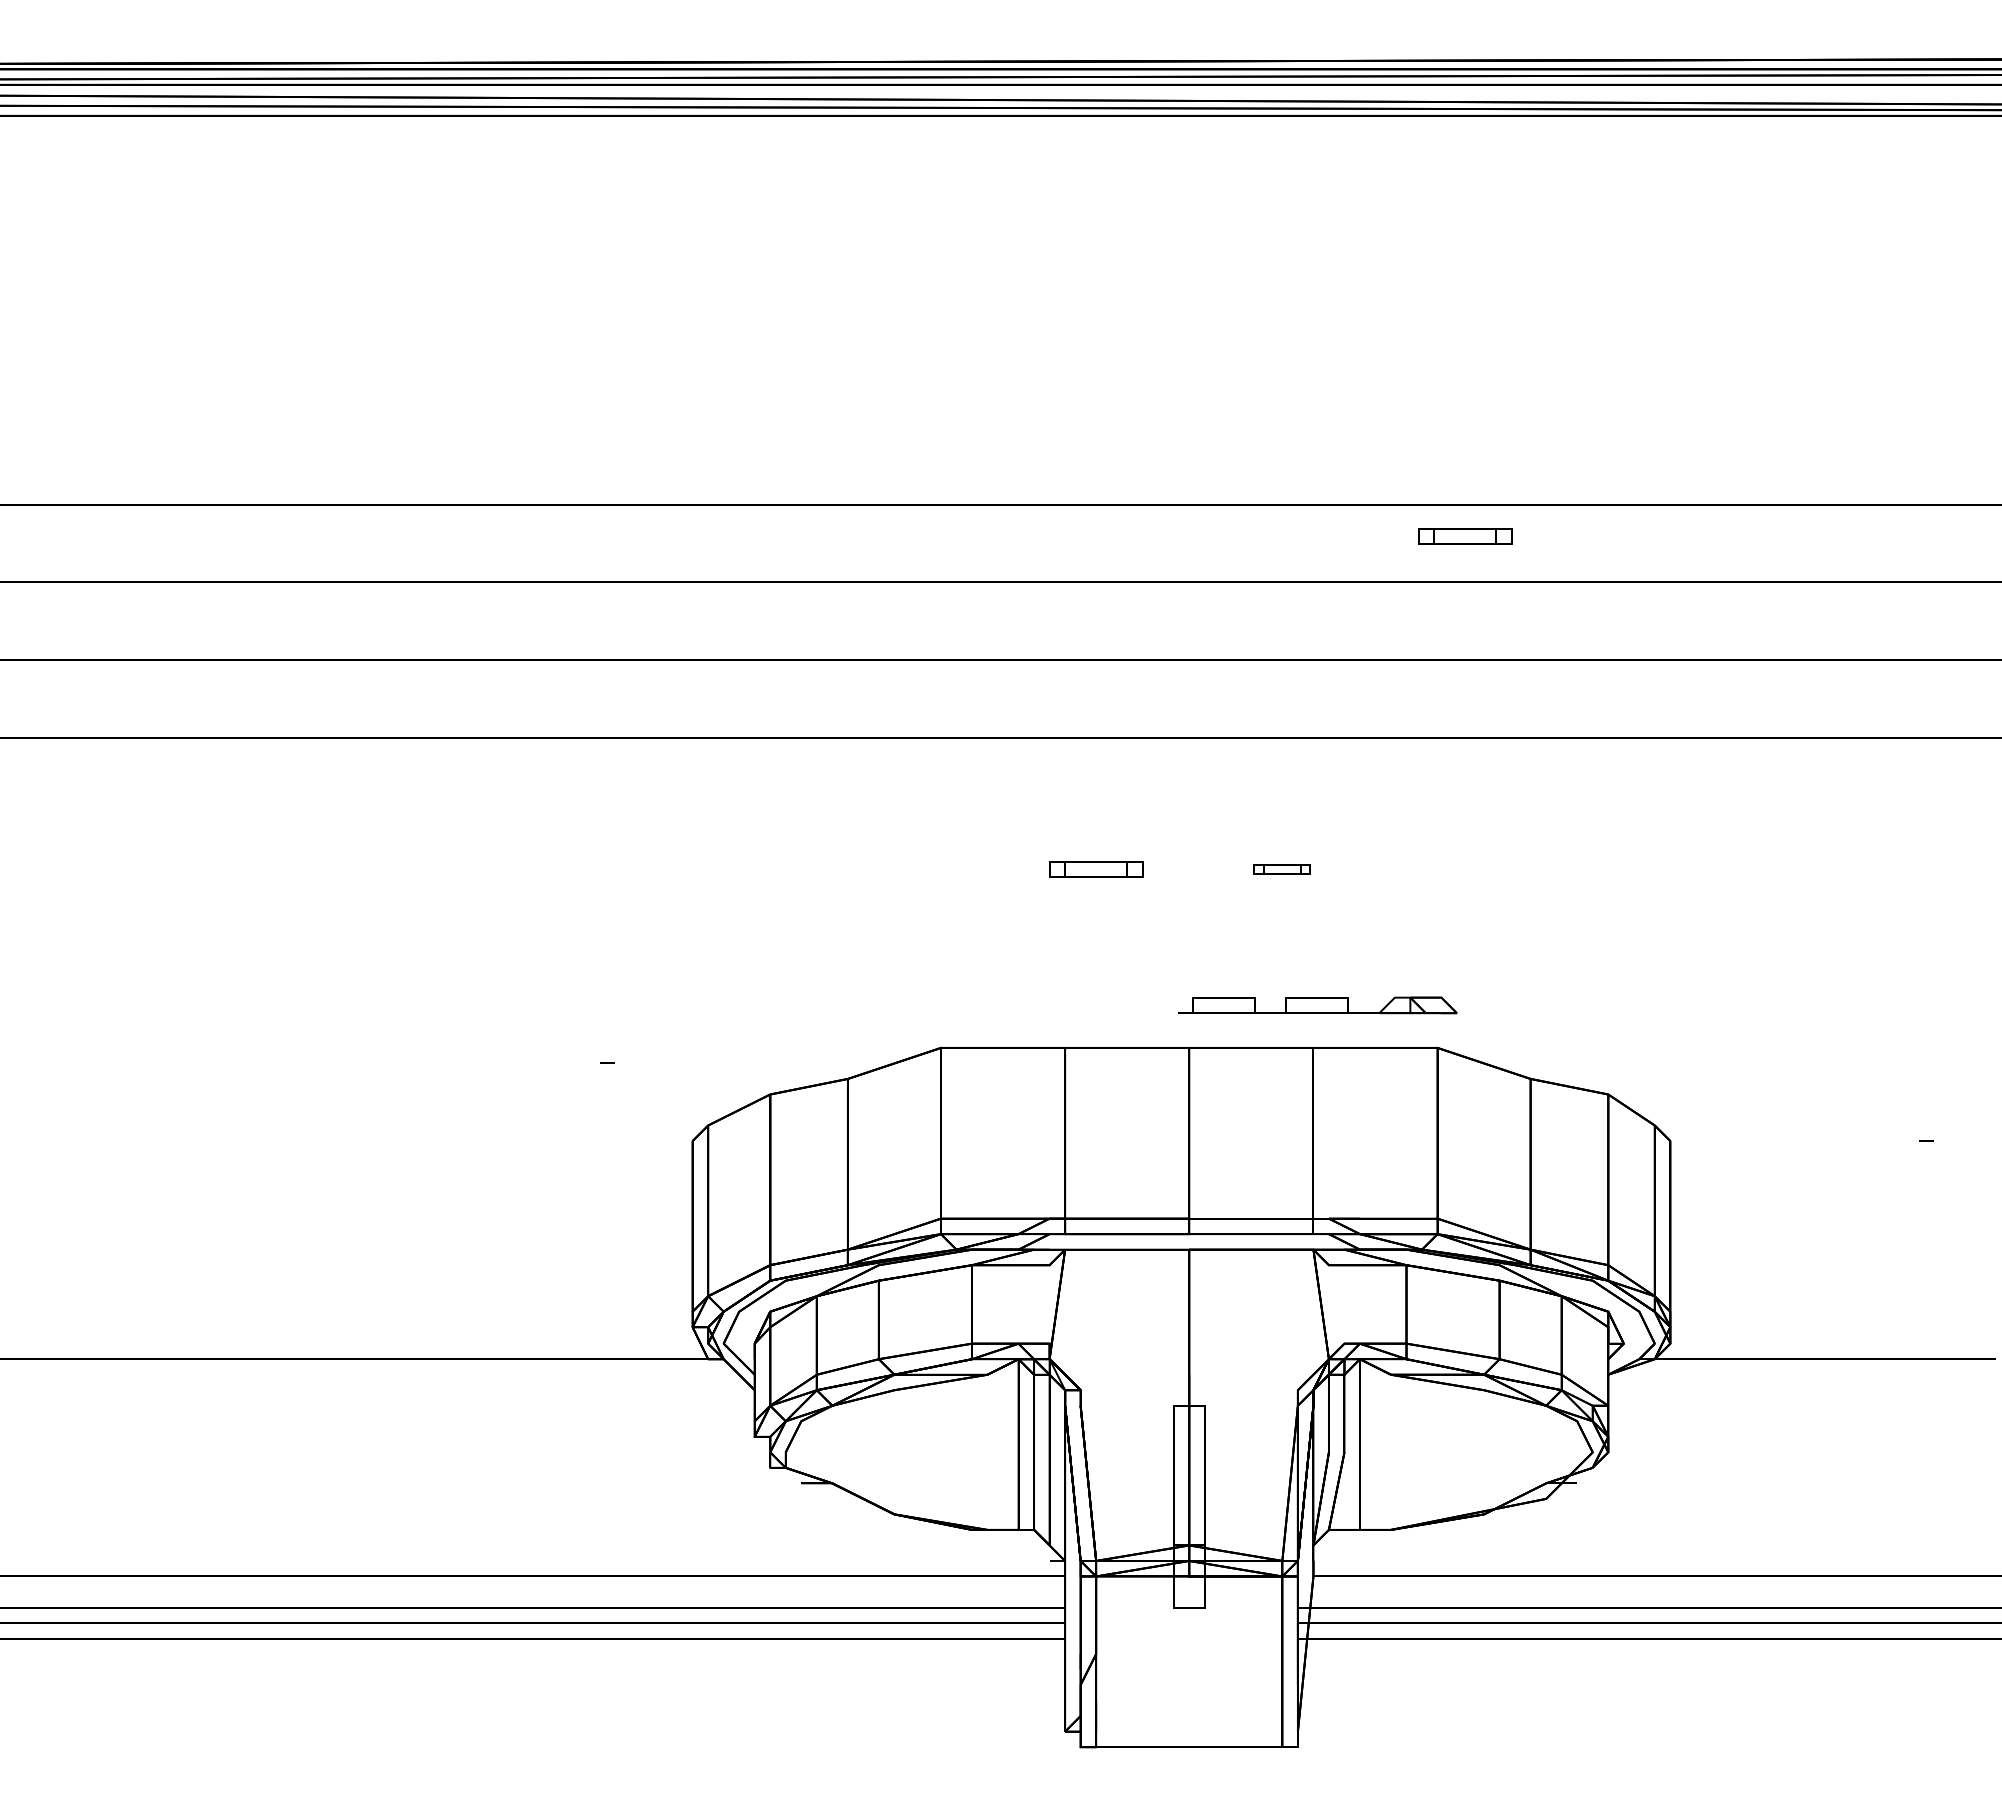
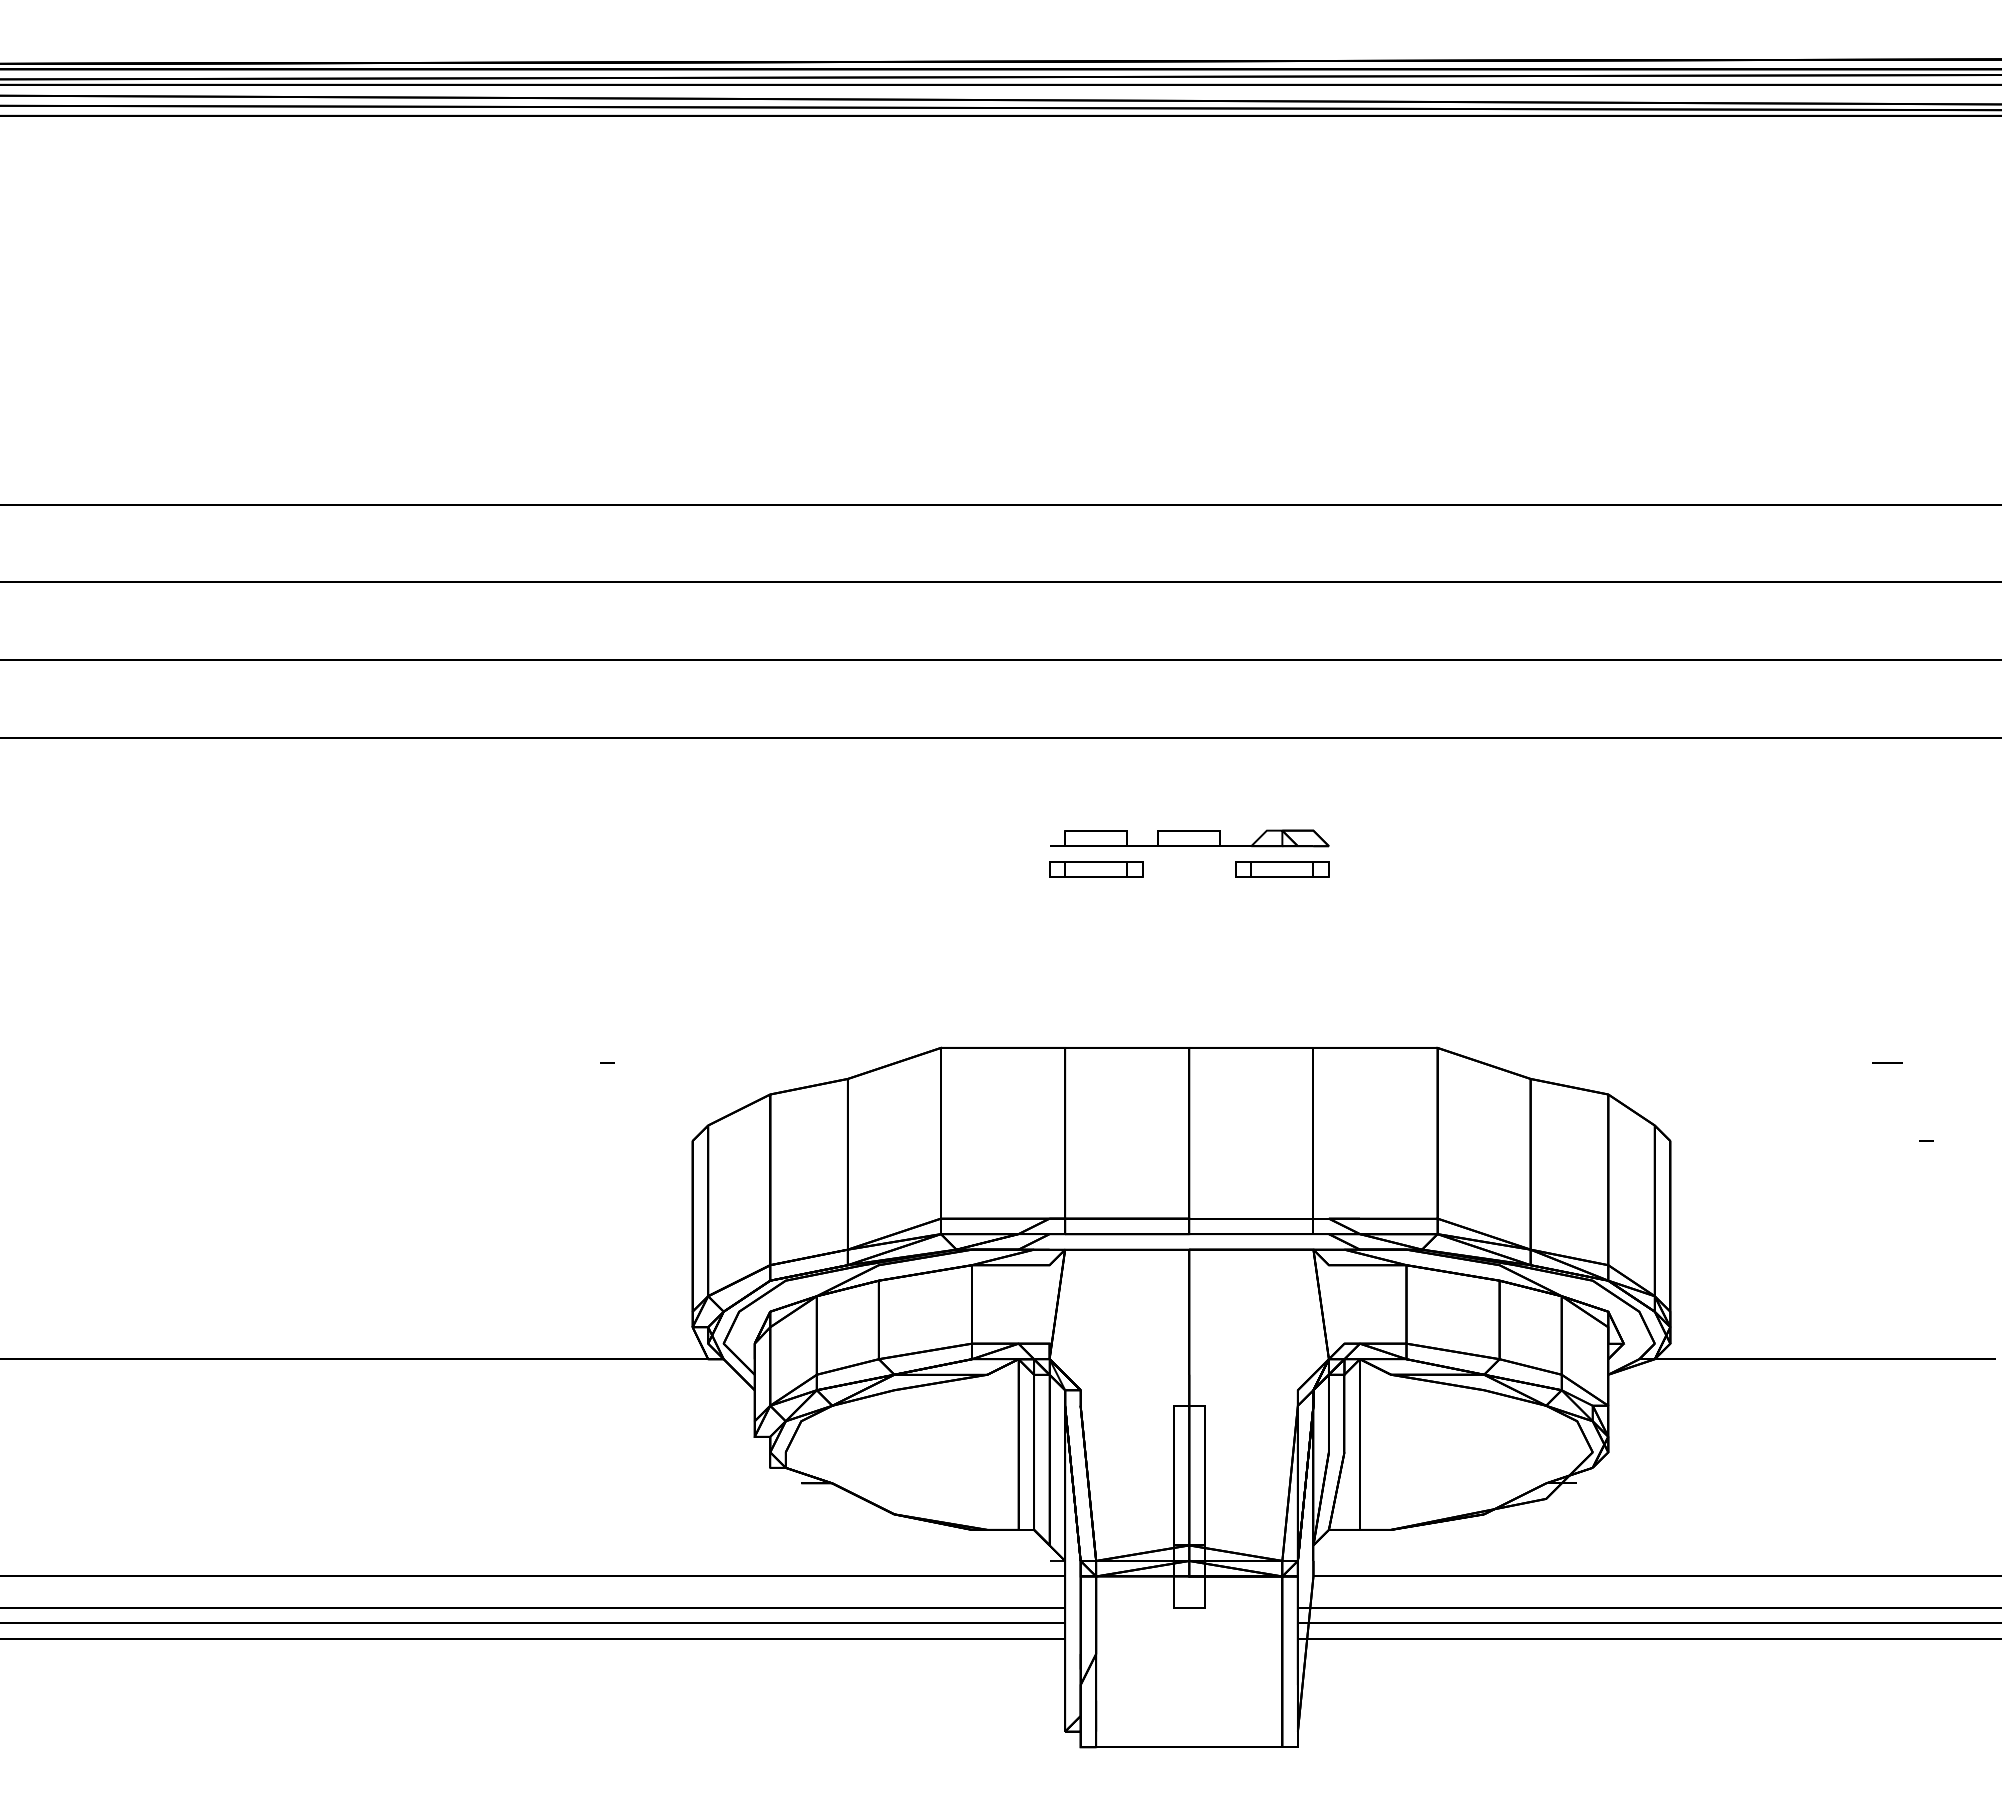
part: present -> none (1465, 536)
part size: 58x11 px -> 95x17 px (1282, 869)
part position: (1317, 1005) -> (1189, 838) (1189, 838)
line: none -> present (1887, 1062)
